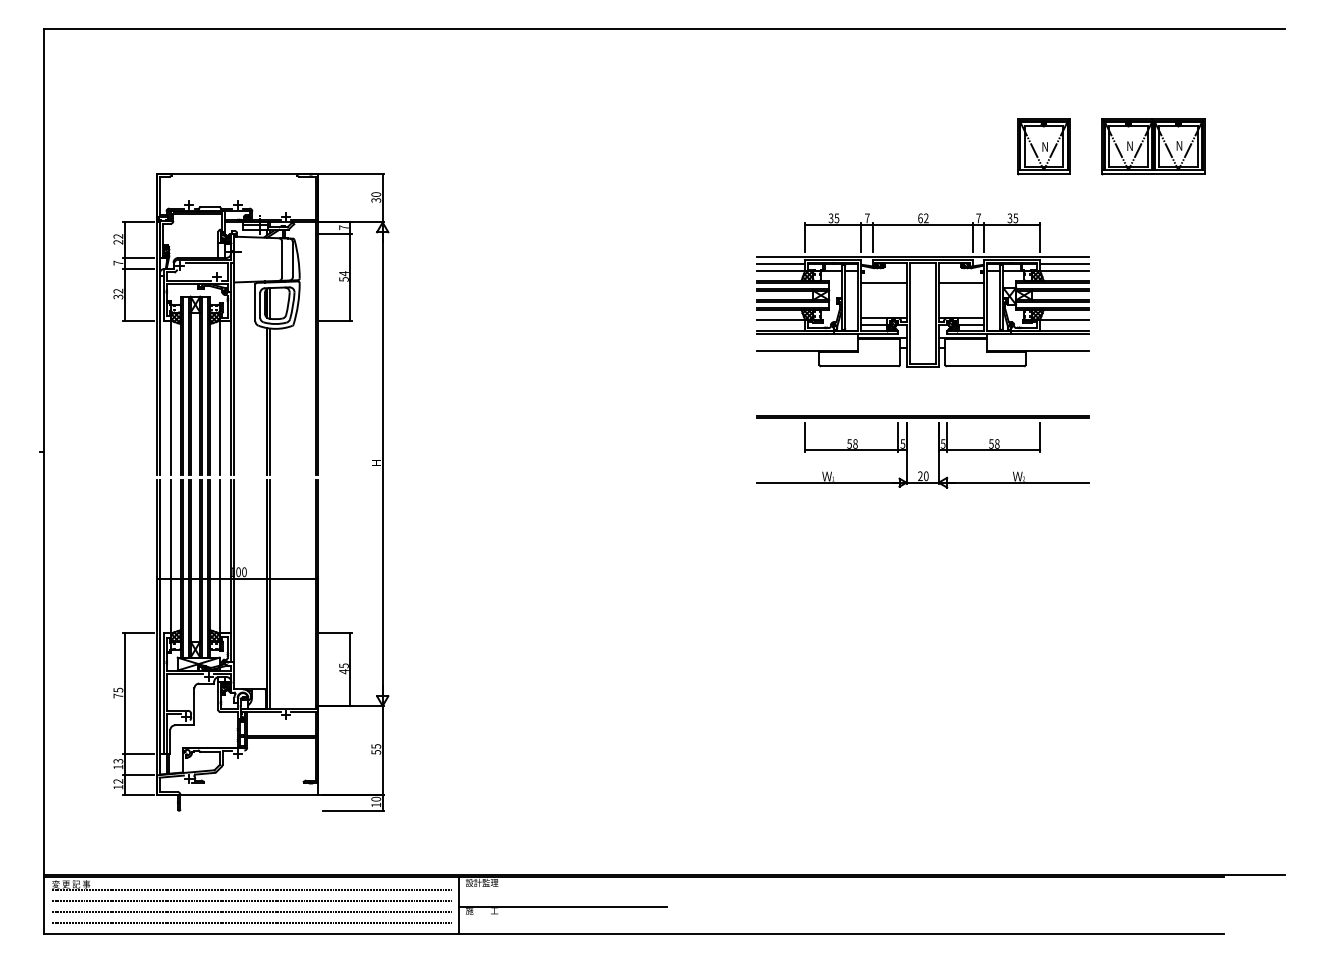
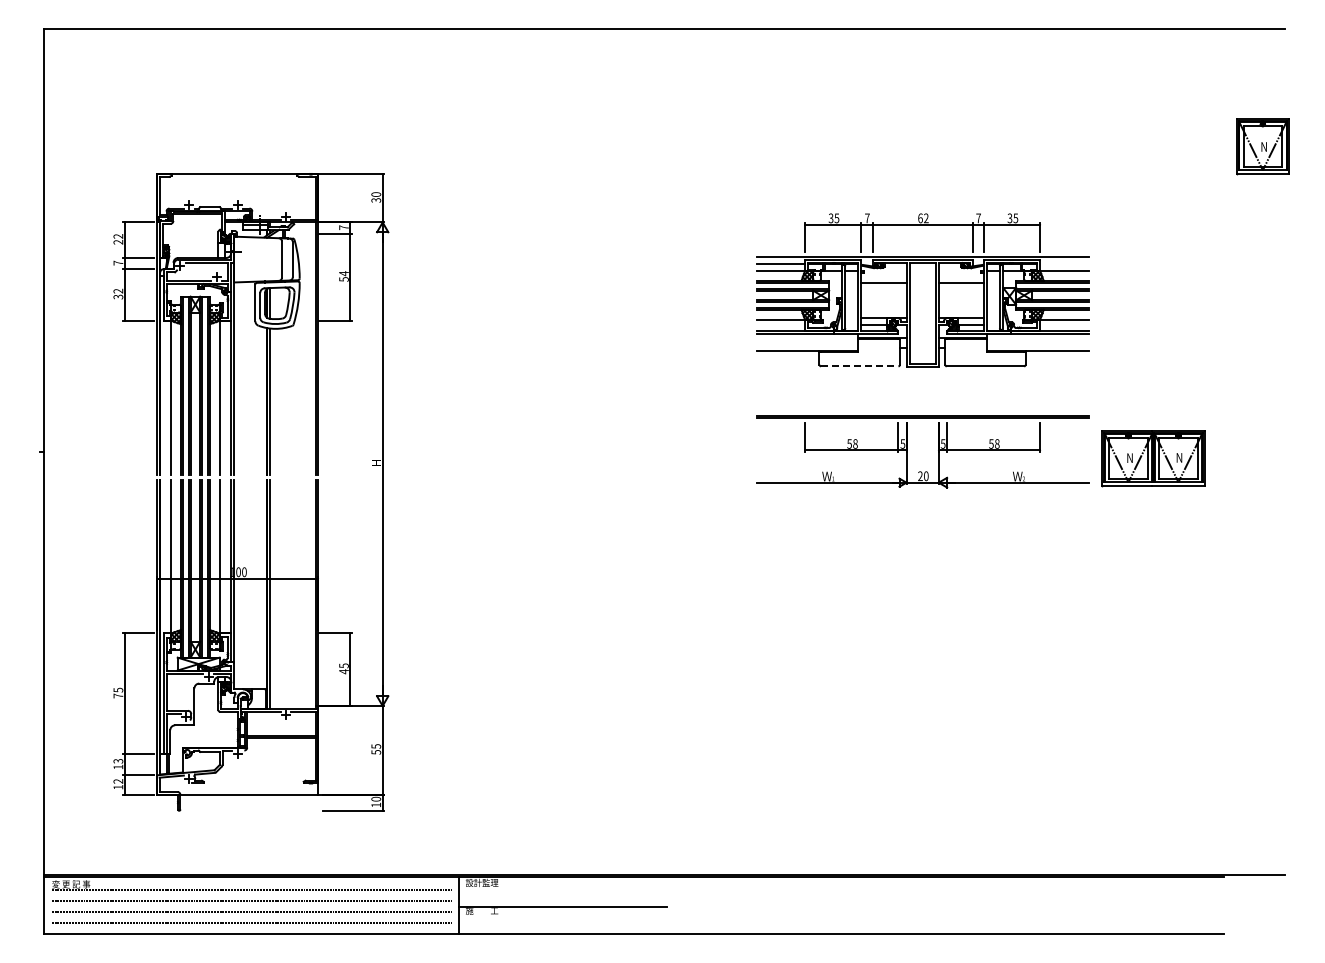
part position: (1043, 146) -> (1262, 146) (1262, 146)
part position: (1153, 146) -> (1153, 458) (1153, 458)
line: present -> none (1064, 263)
line: solid -> dashed (859, 366)
